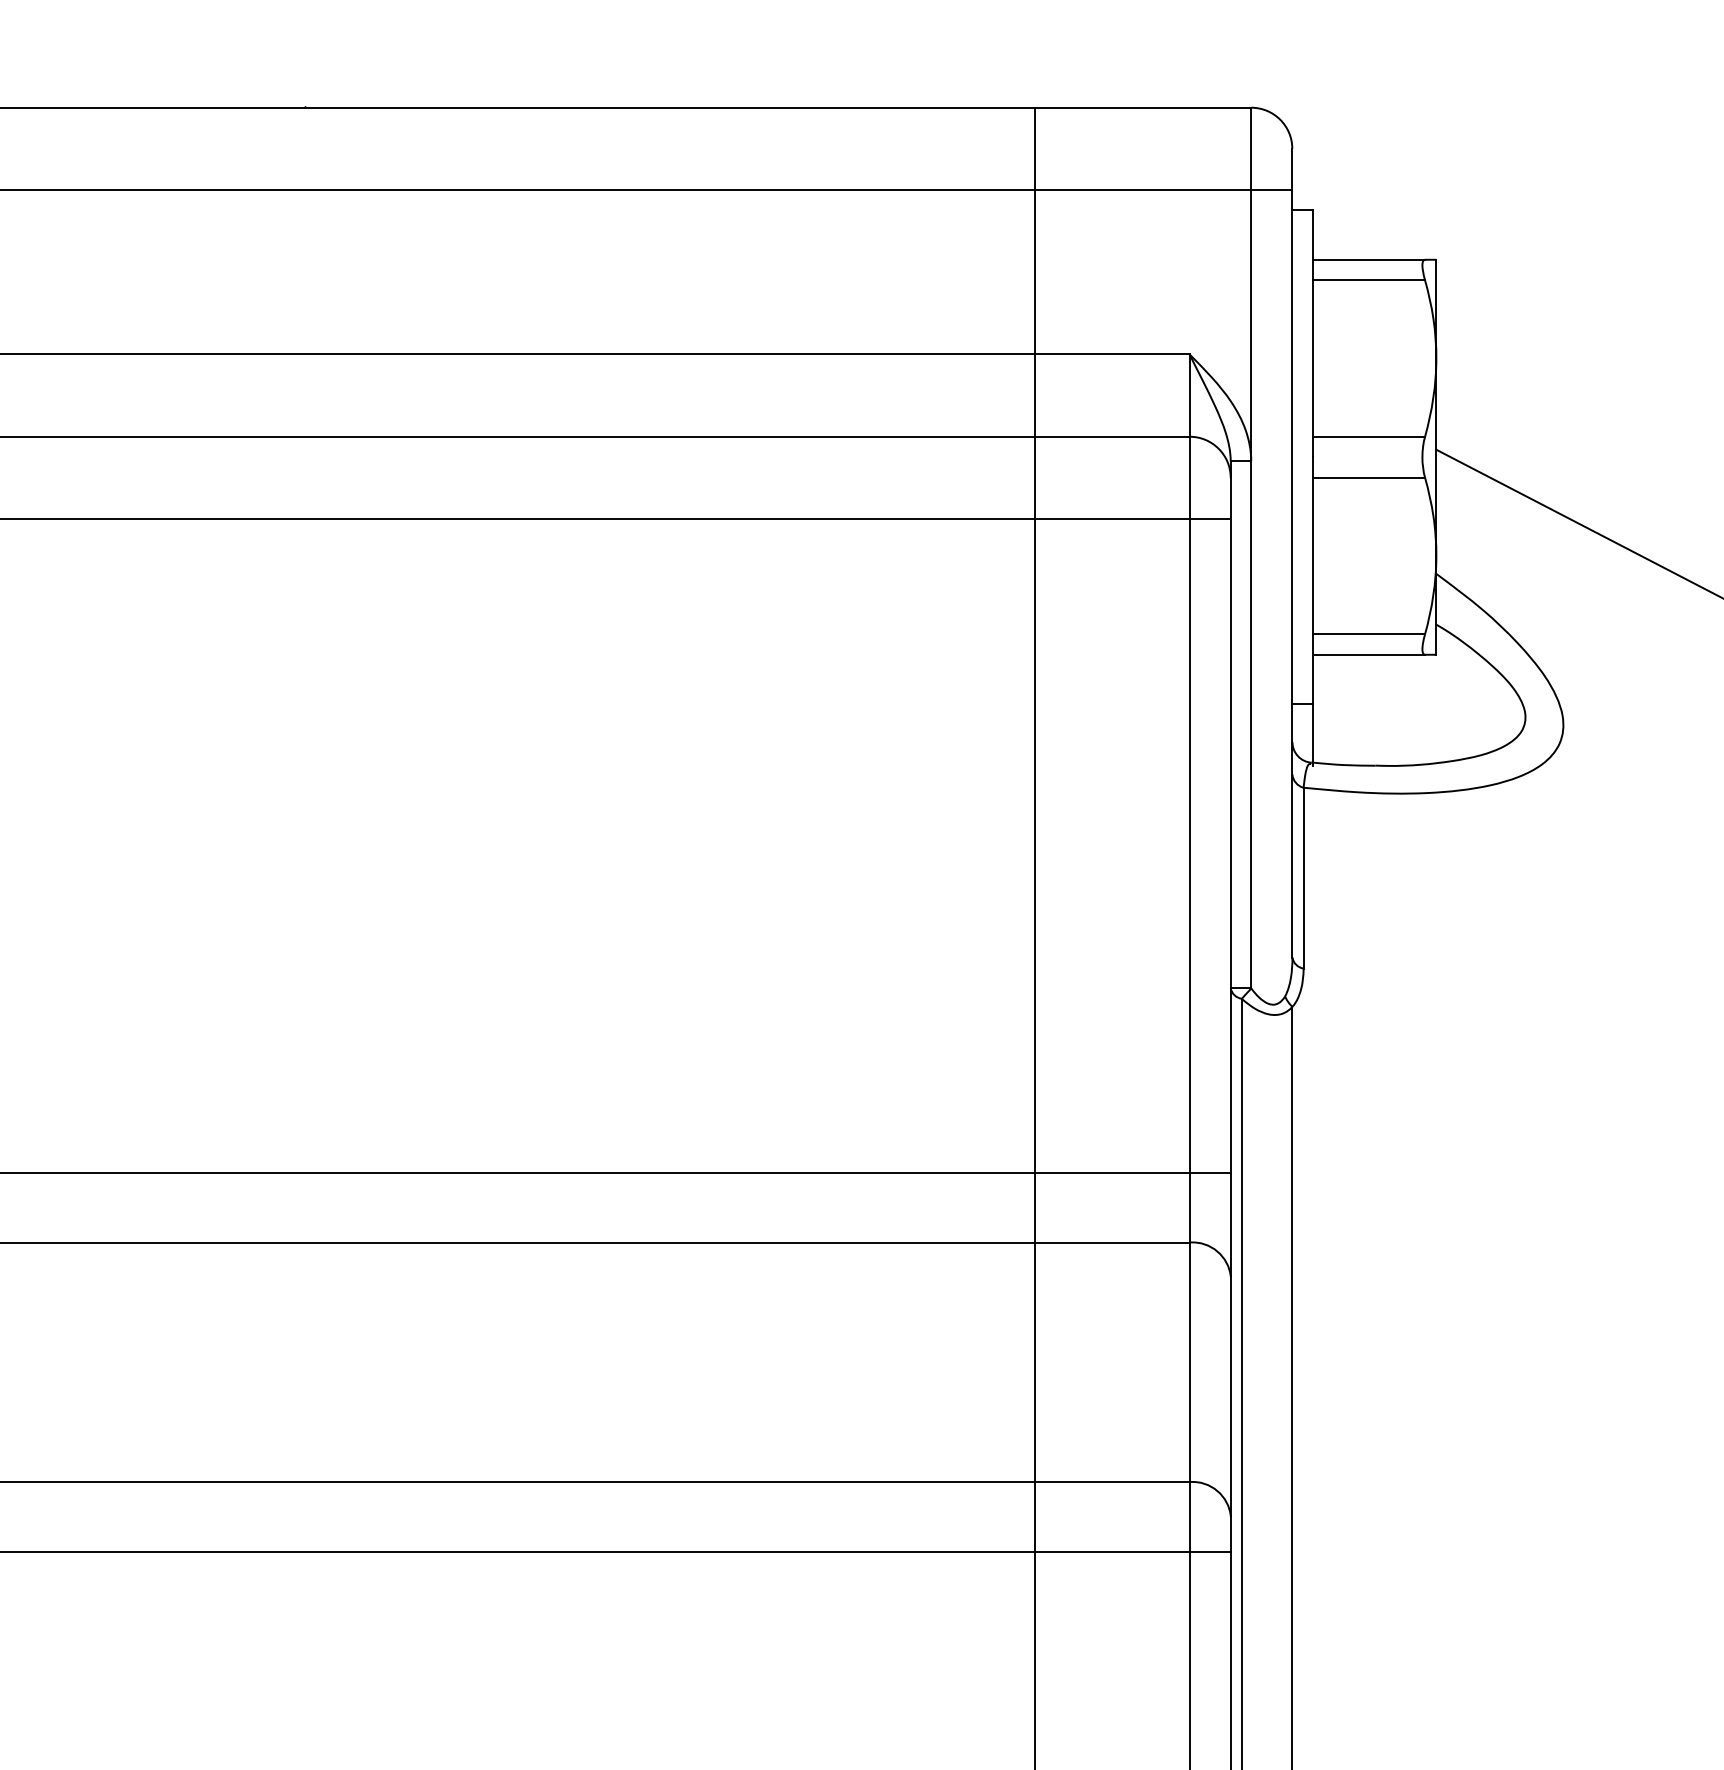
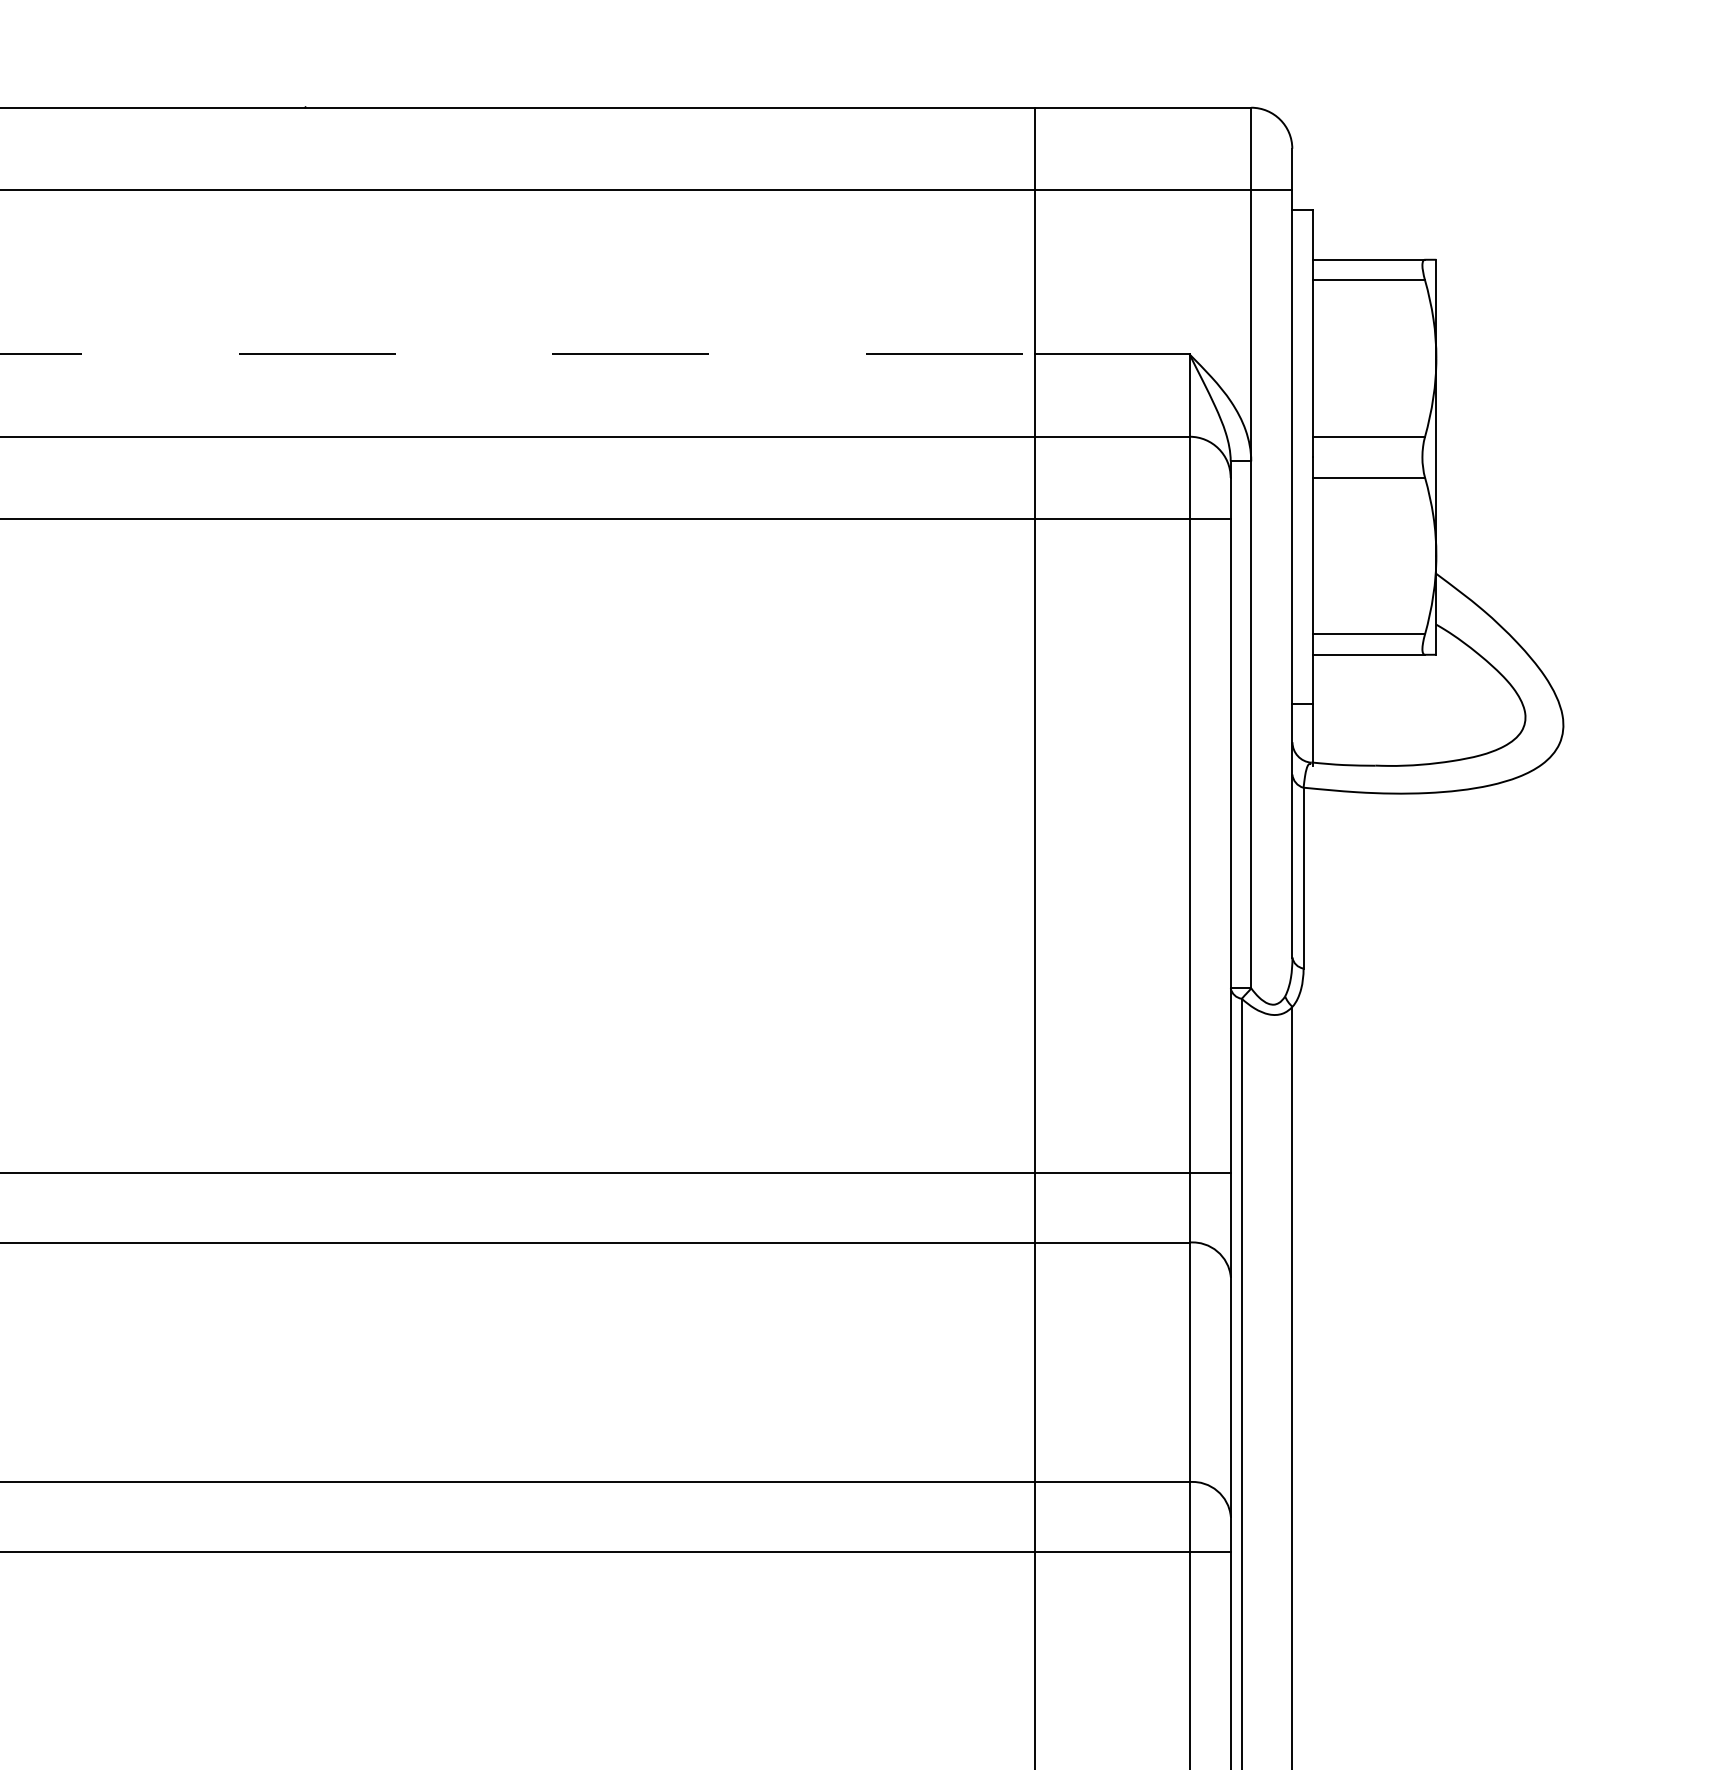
line: solid -> dashed (518, 354)
line: present -> none (1578, 523)
